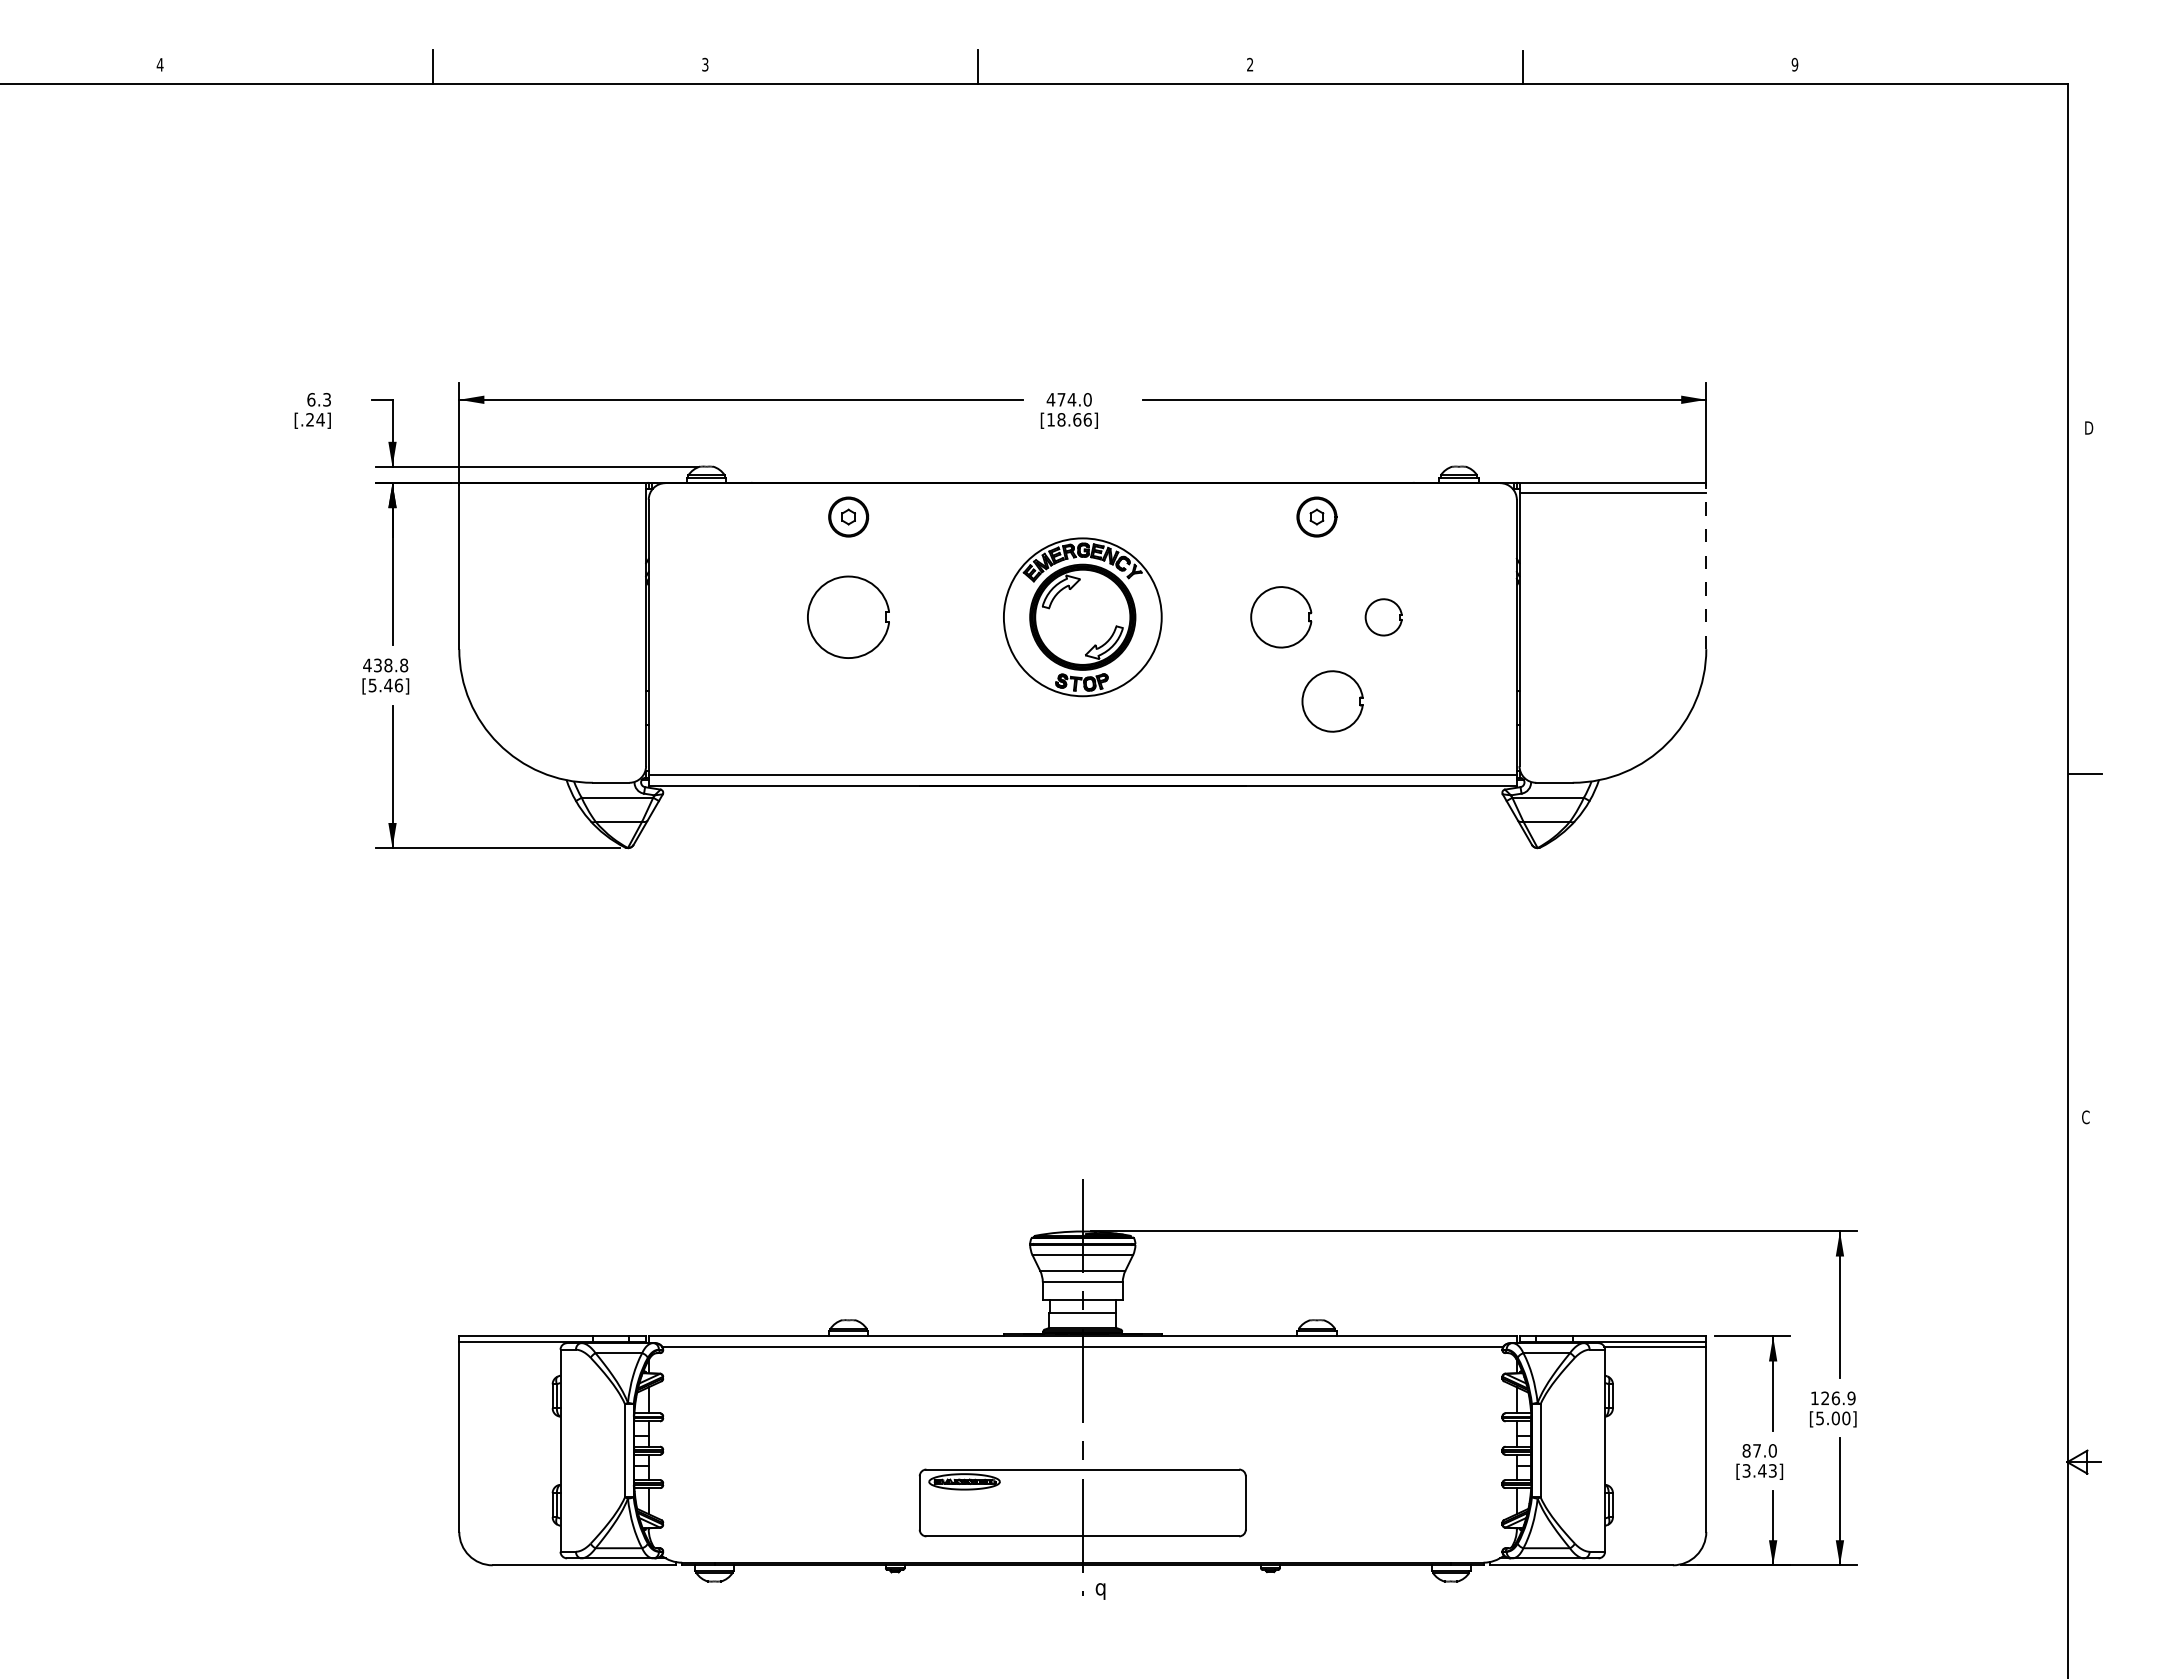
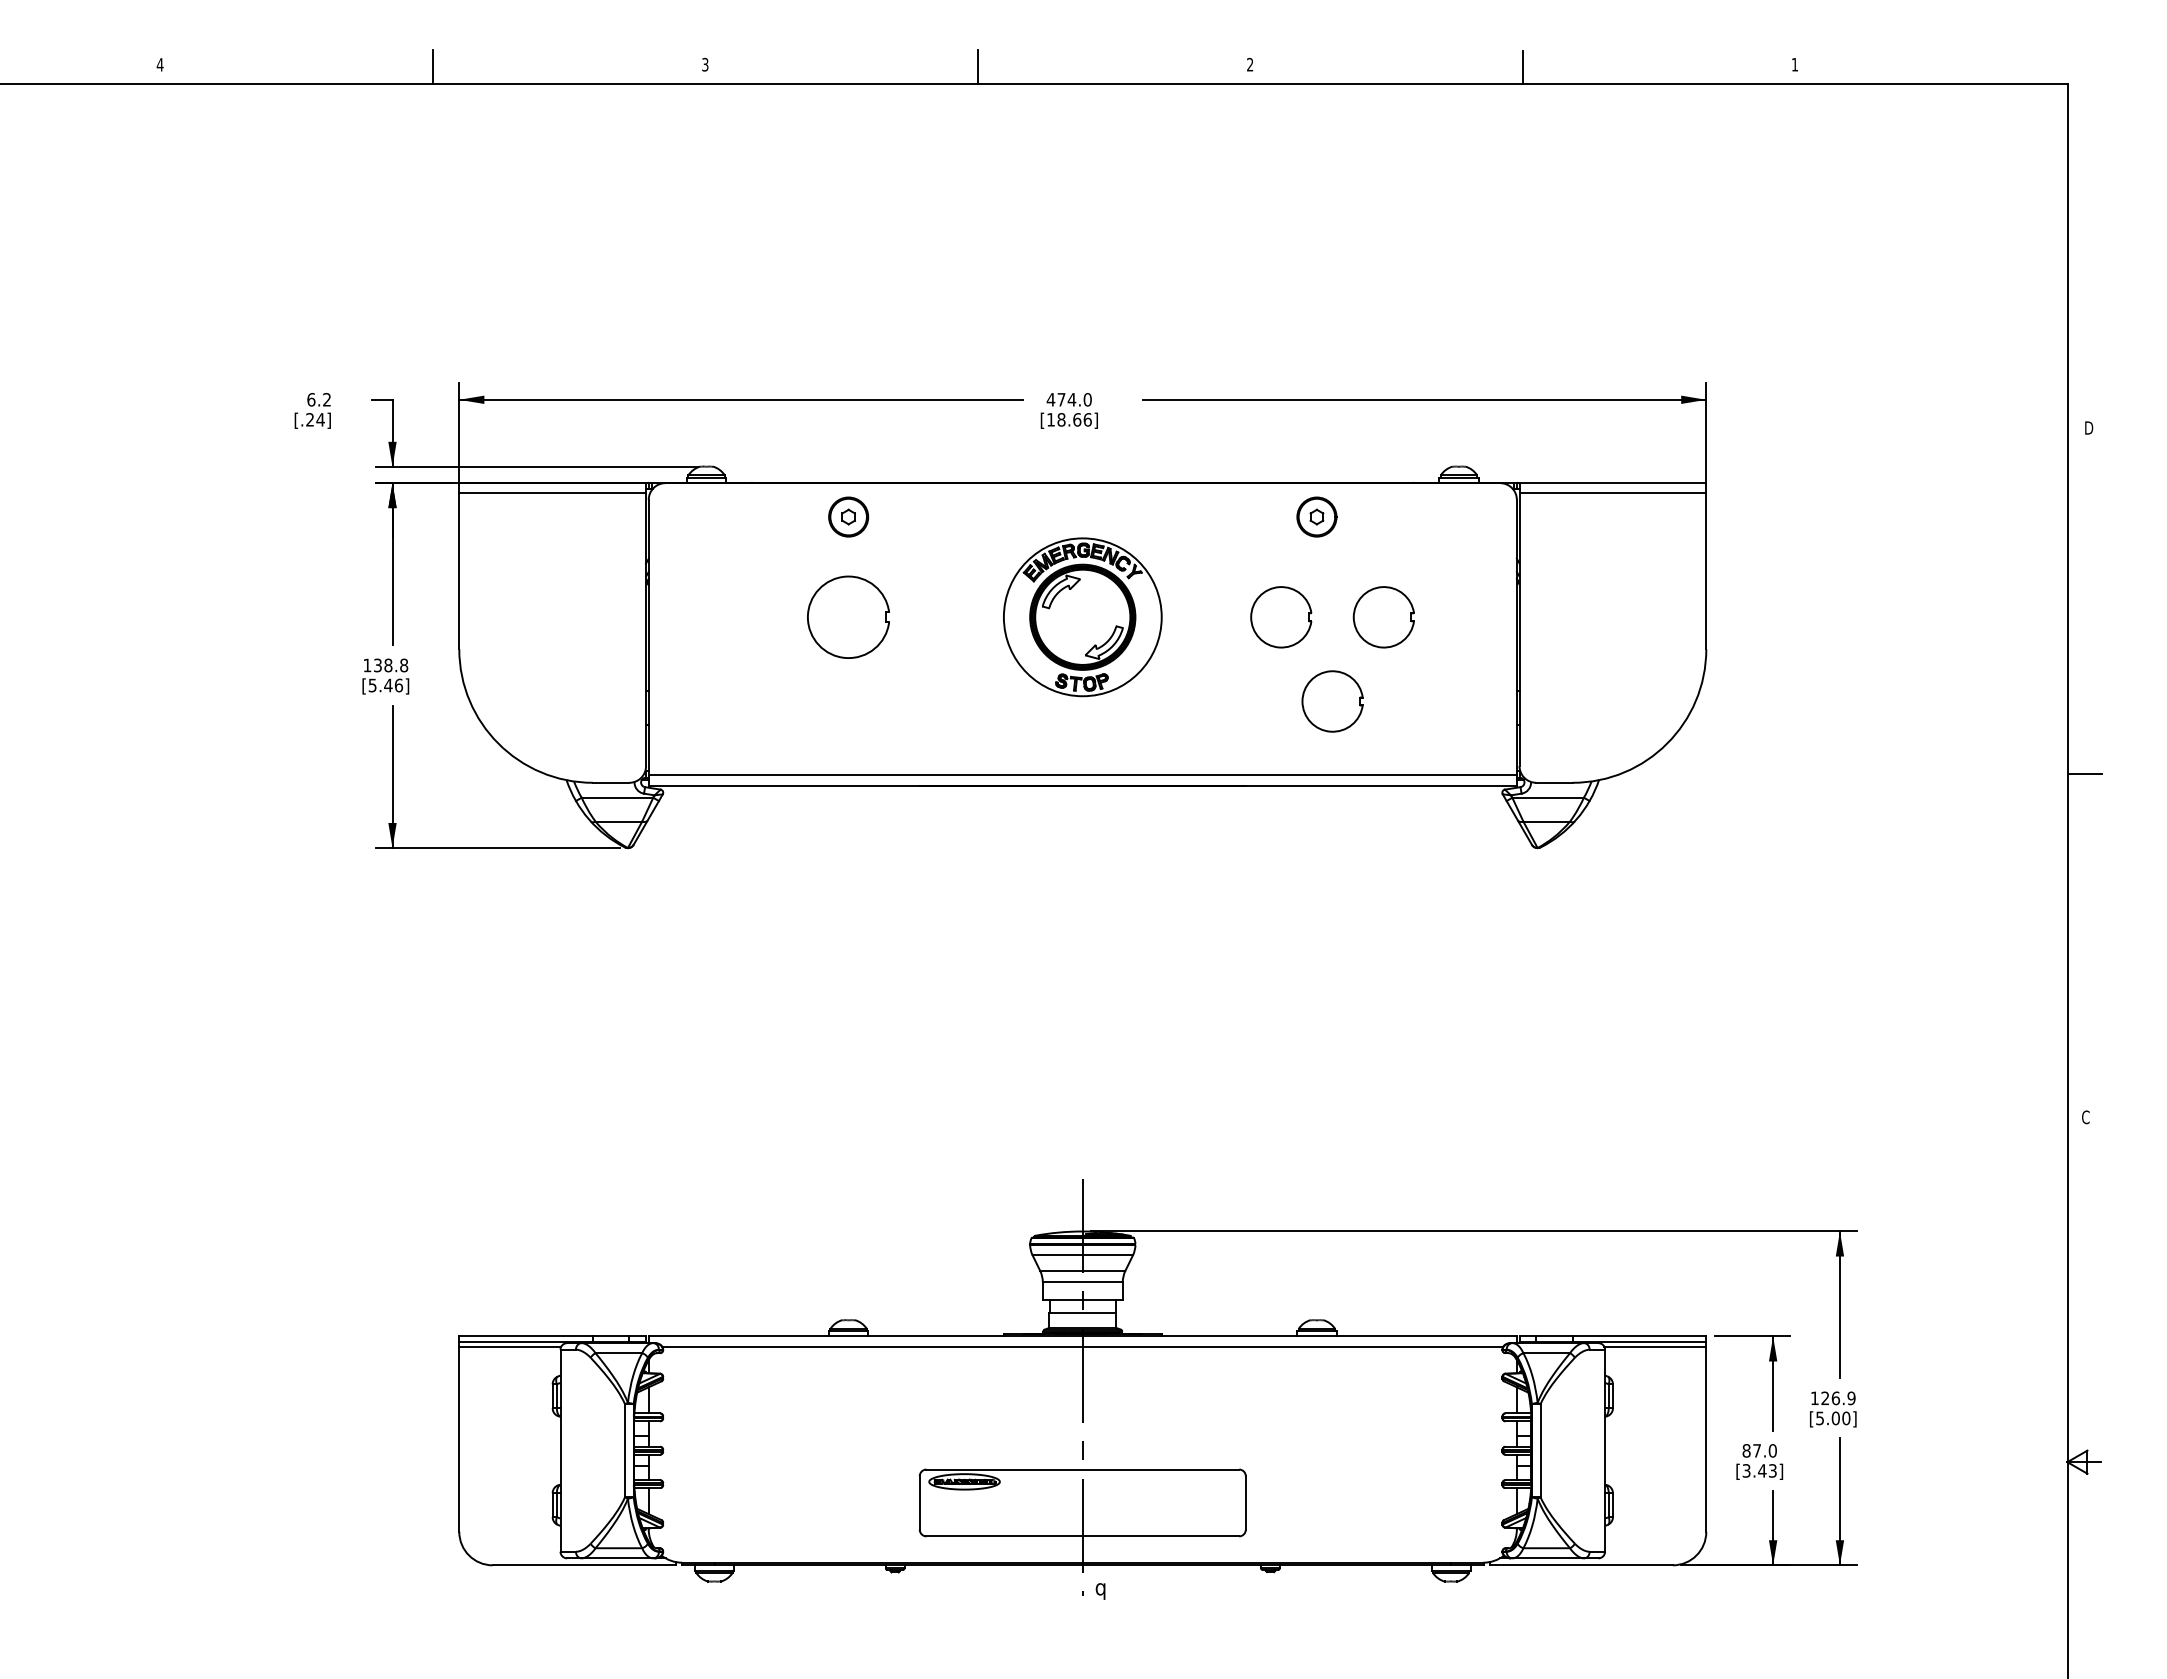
text: 9 -> 1 (1794, 64)
text: 6.3 -> 6.2 (326, 399)
line: none -> present (552, 493)
line: dashed -> solid (1706, 565)
part size: 39x39 px -> 63x63 px (1383, 617)
text: 438.8 -> 138.8 (367, 665)
line: none -> present (510, 1346)
